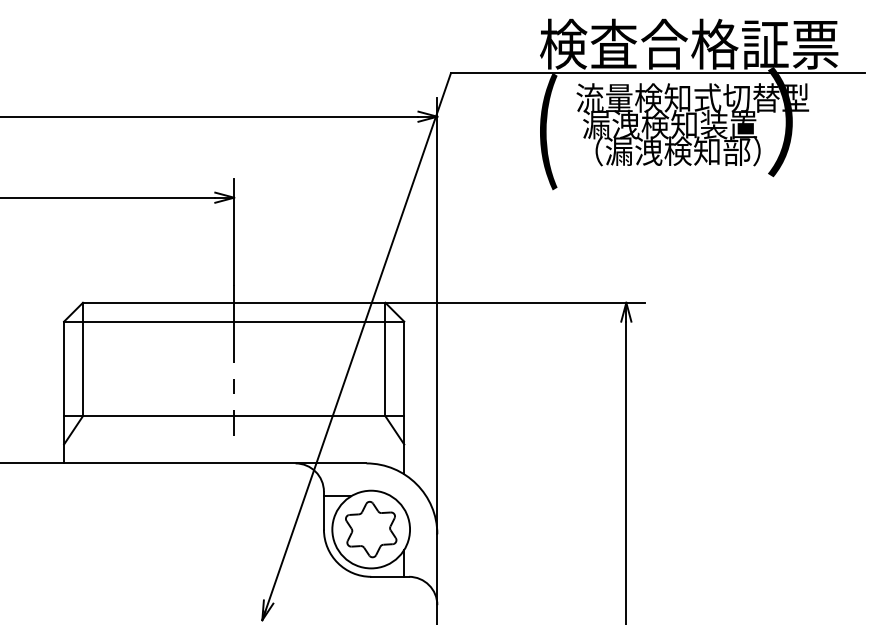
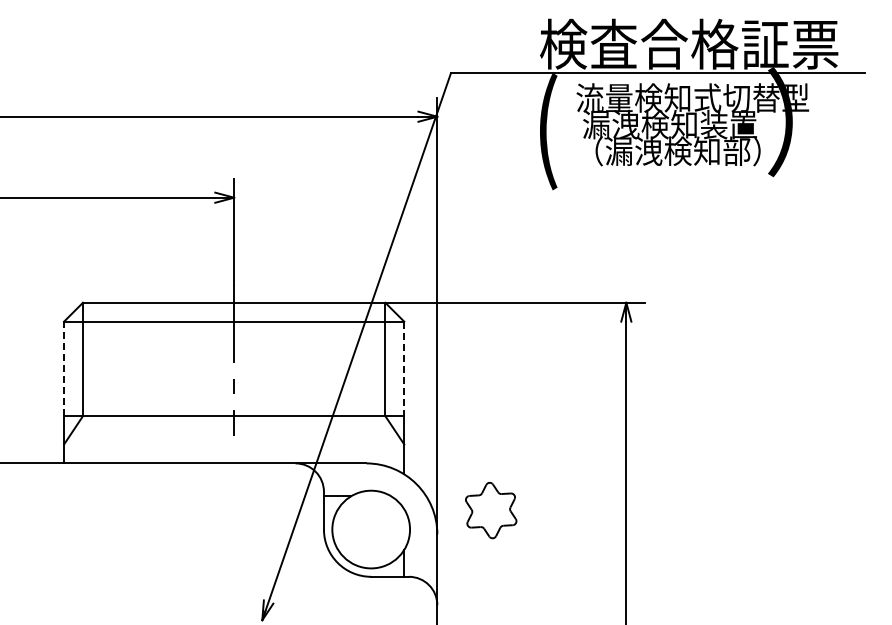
line: solid -> dashed (64, 368)
line: solid -> dashed (404, 369)
part position: (371, 529) -> (491, 510) (491, 510)
